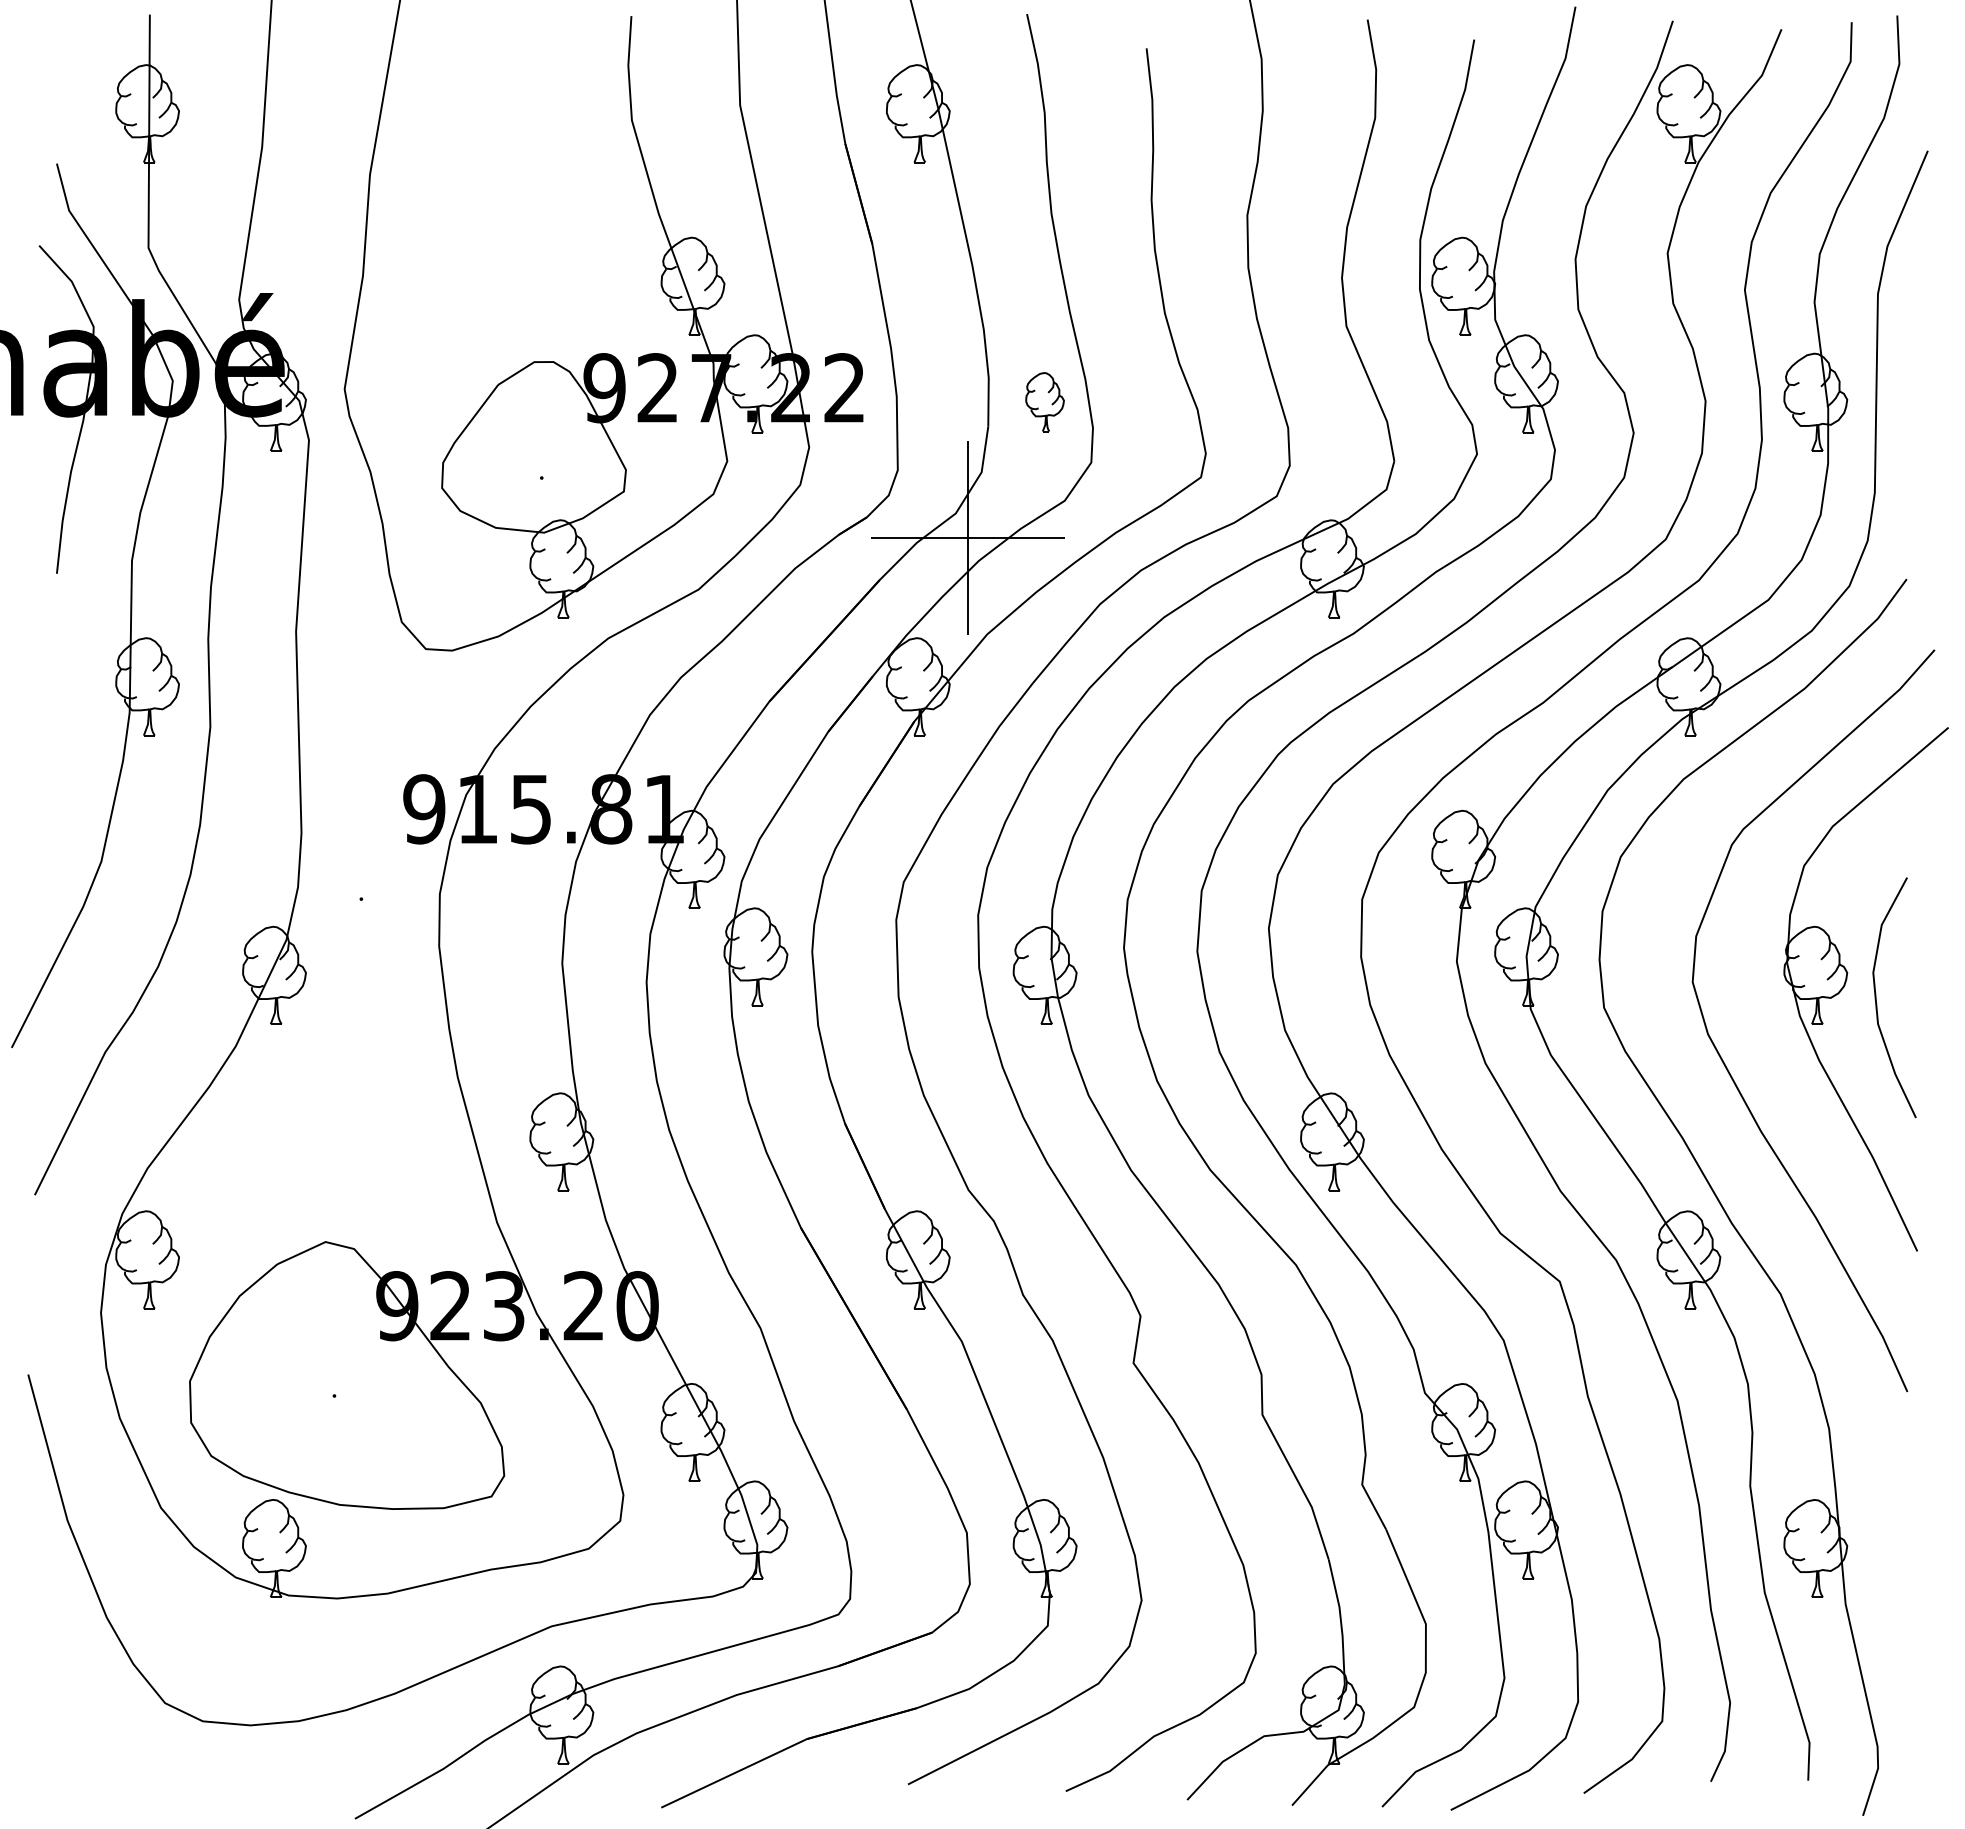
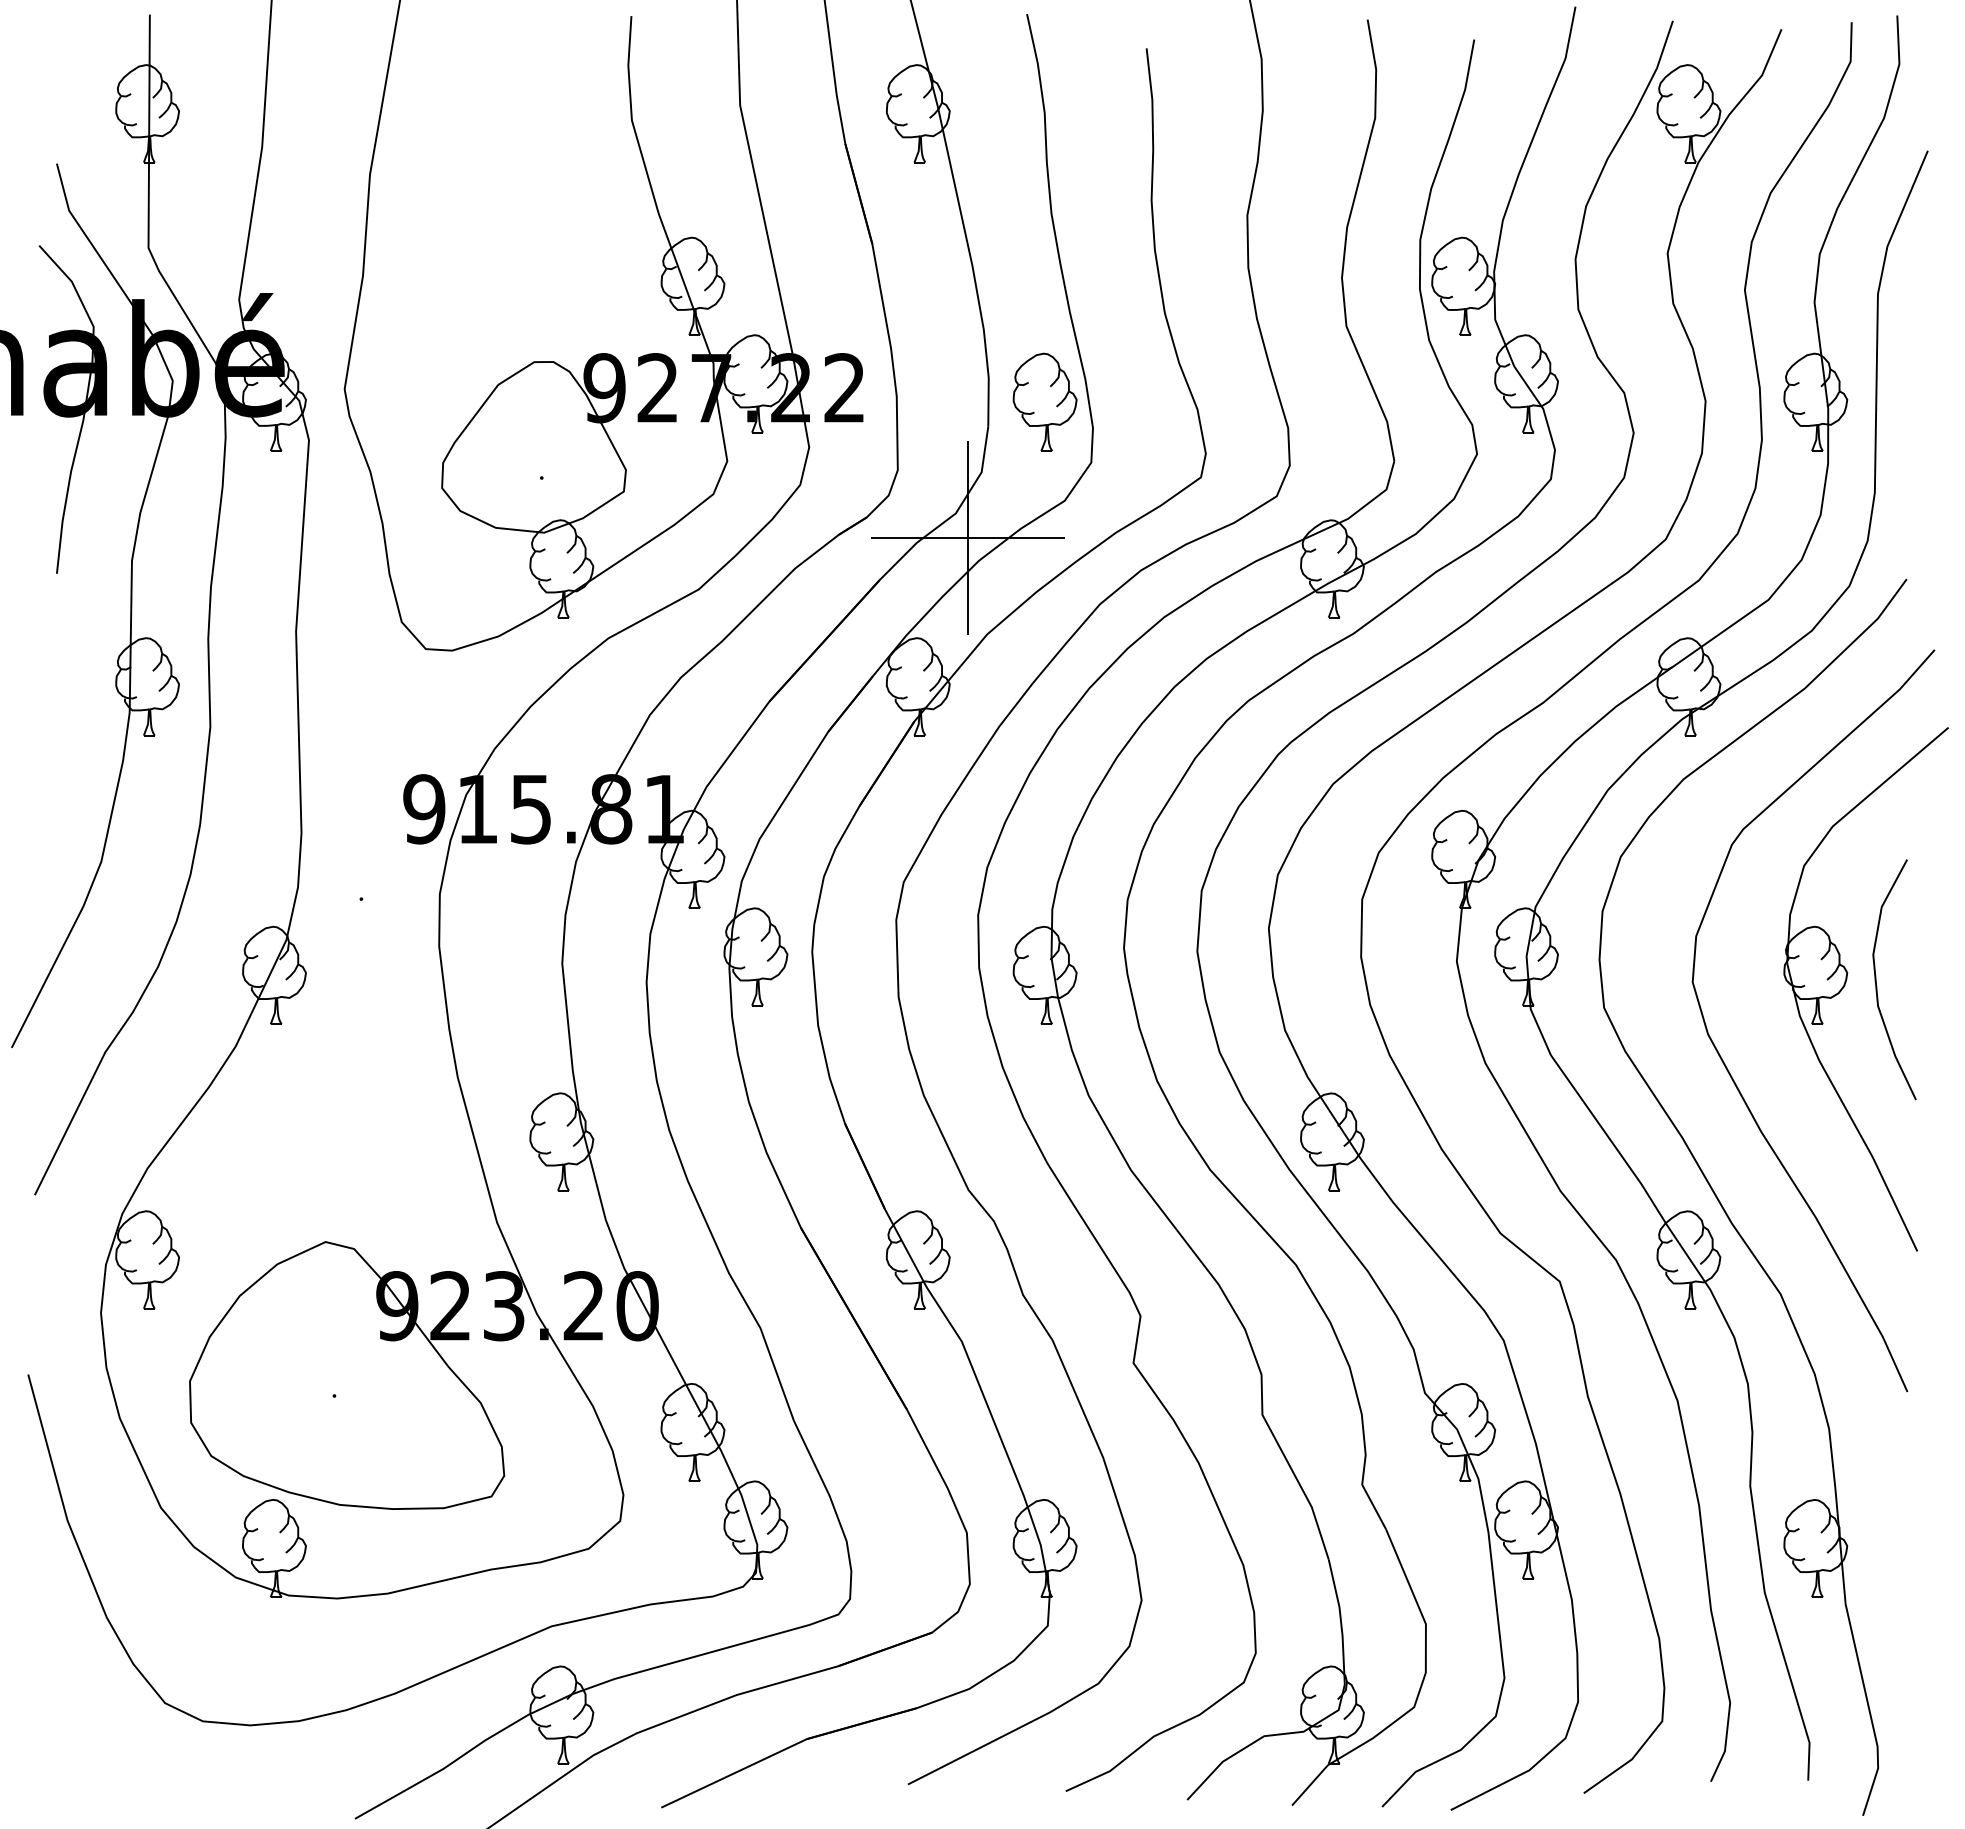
part size: 40x61 px -> 66x100 px (1044, 401)
curve position: (1876, 997) -> (1876, 979) (1876, 979)
